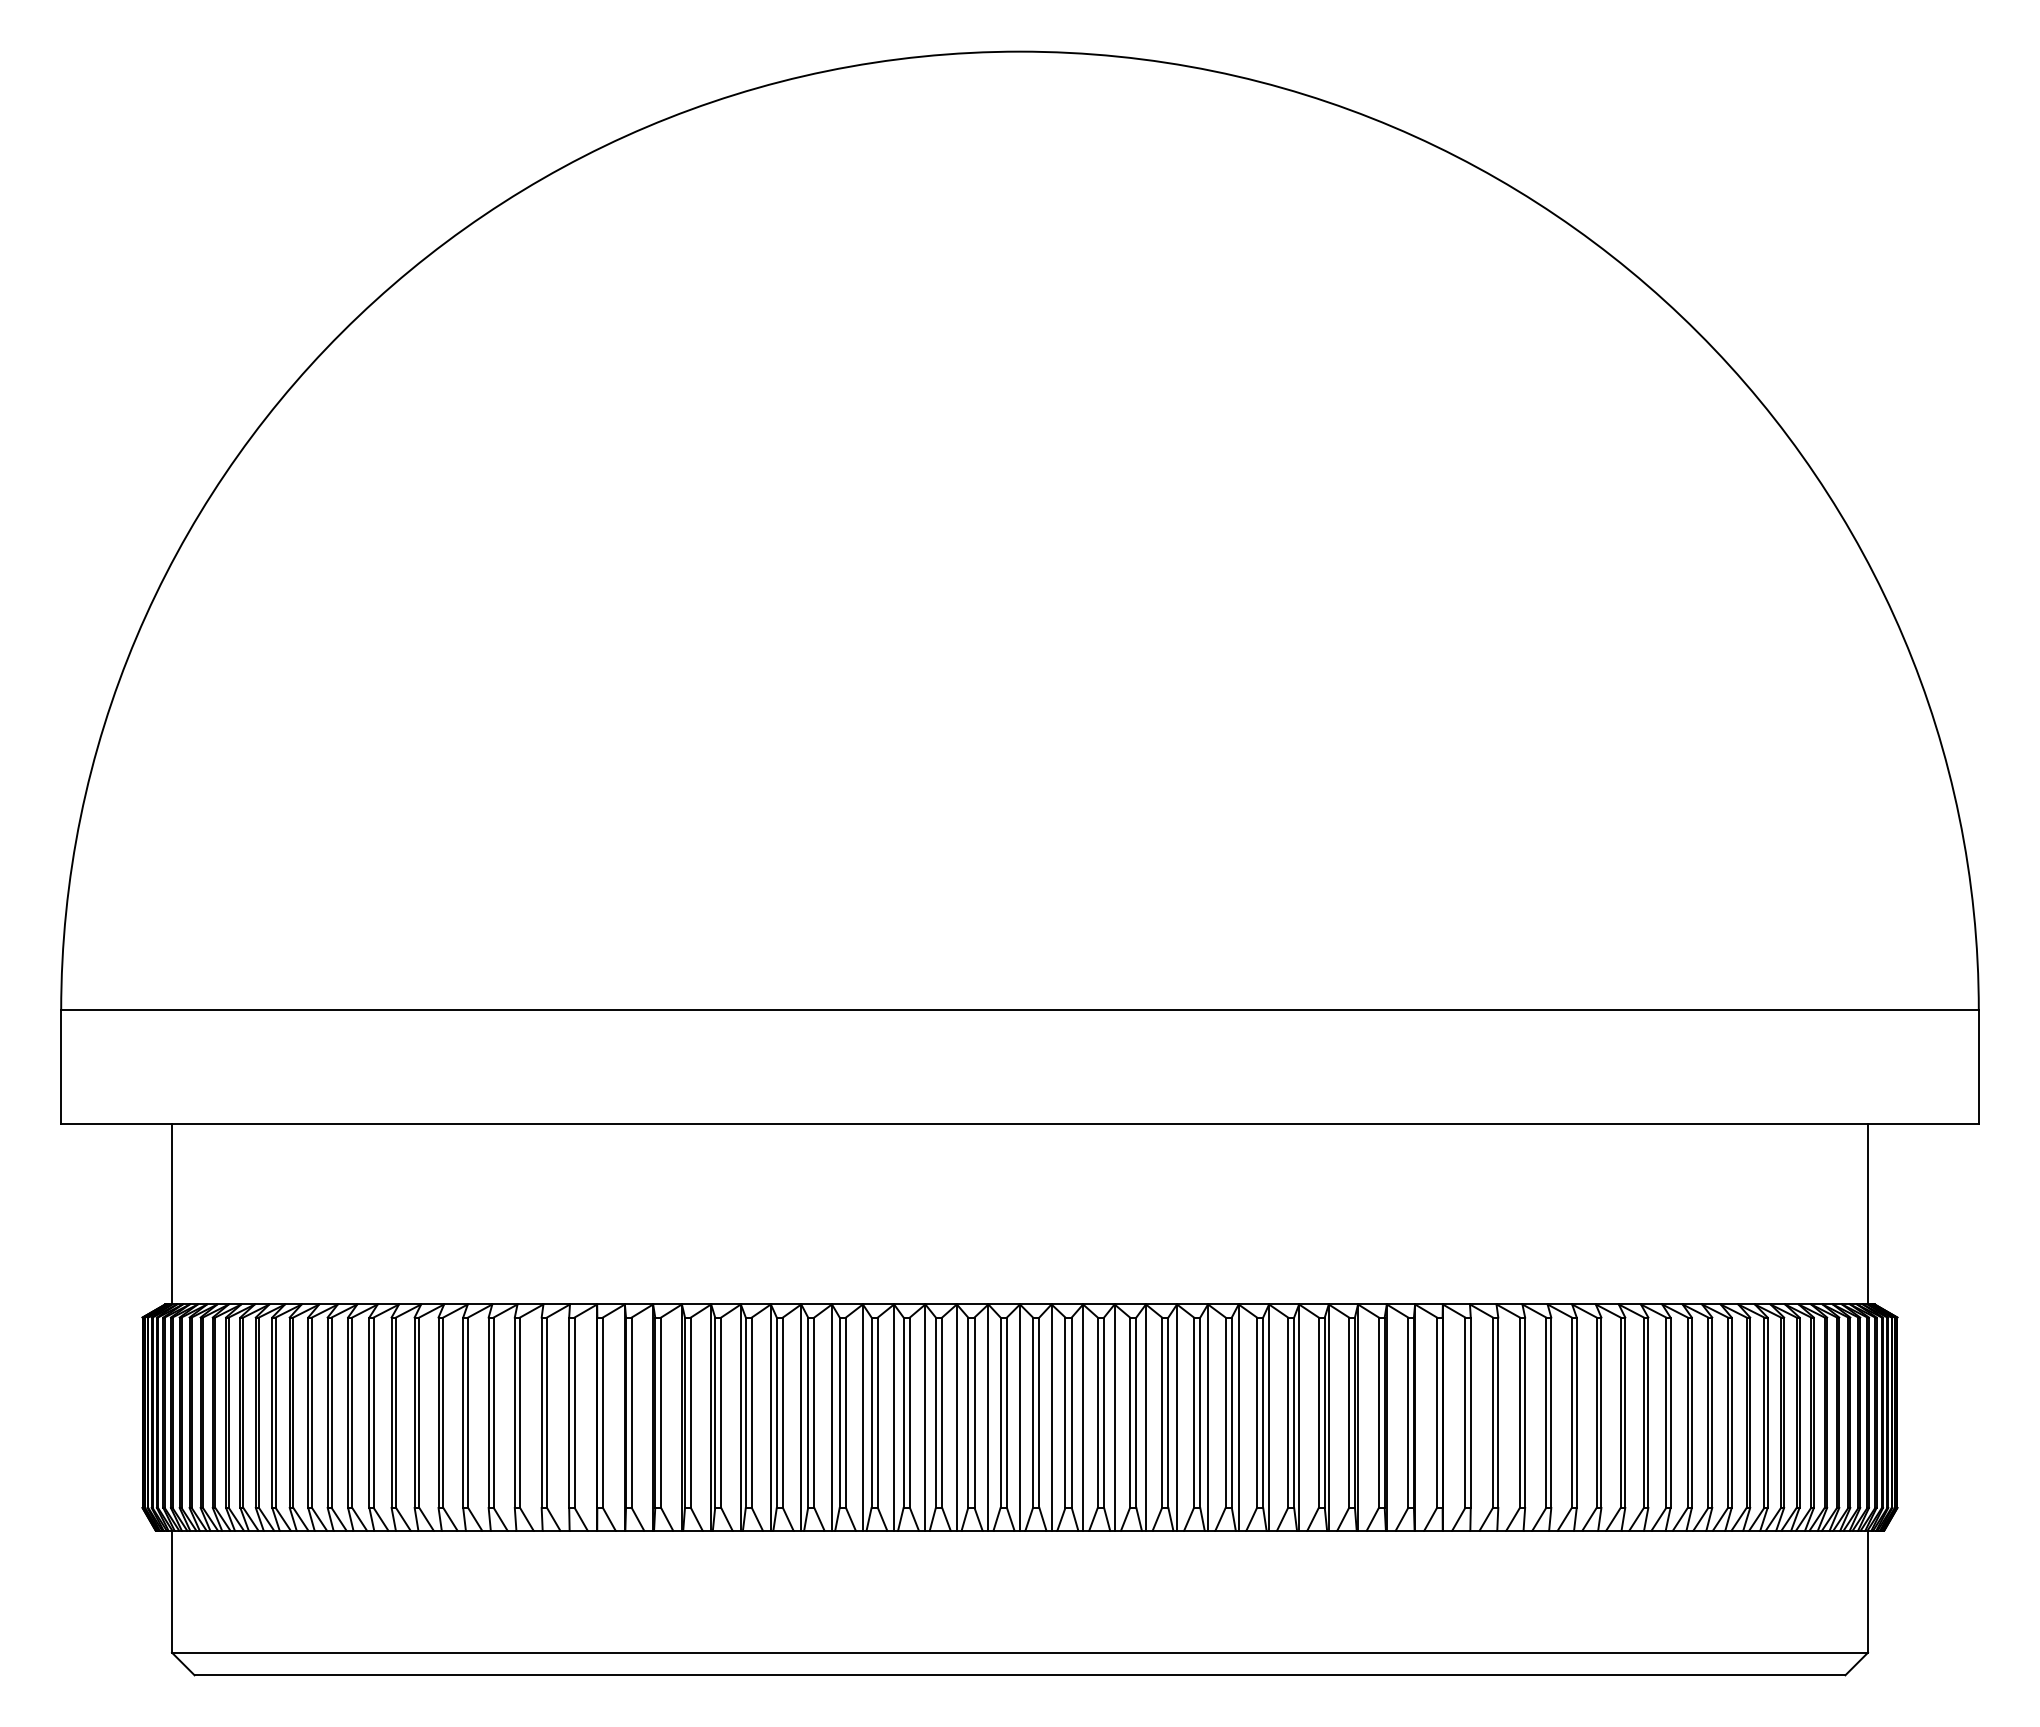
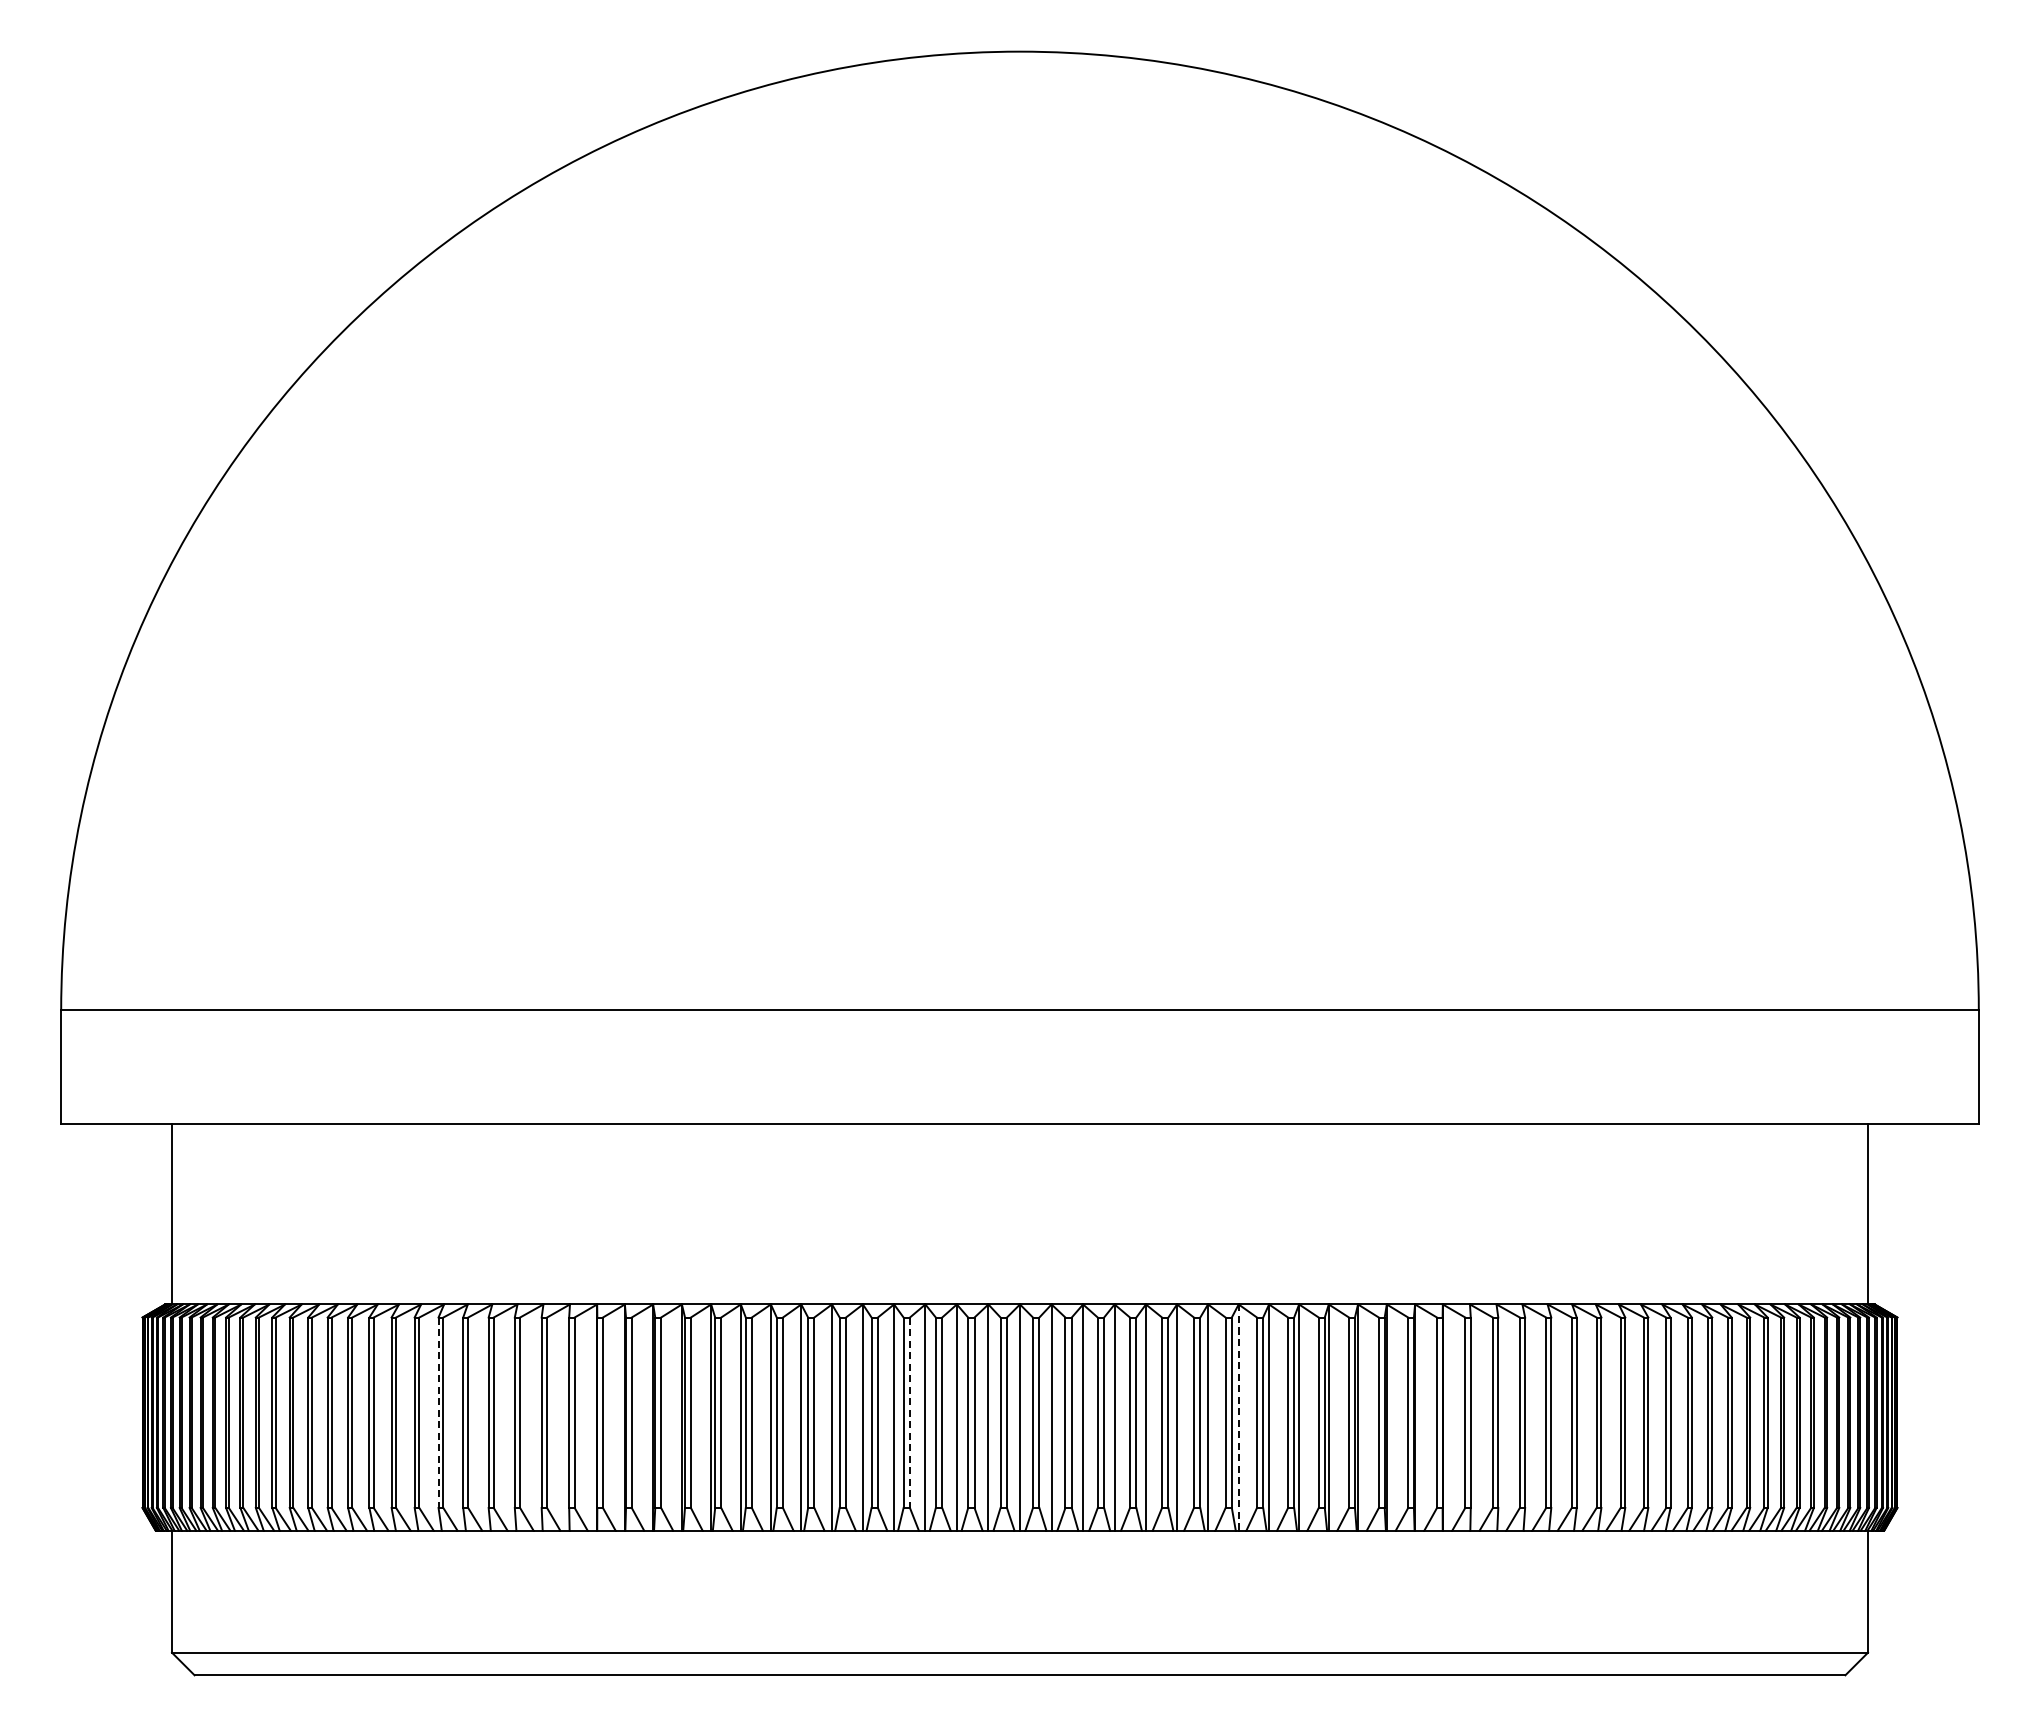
line: solid -> dashed (438, 1413)
line: solid -> dashed (909, 1413)
line: solid -> dashed (1238, 1418)
